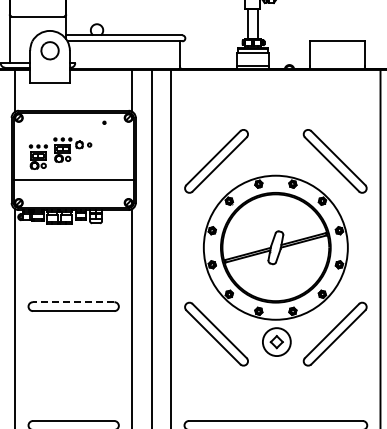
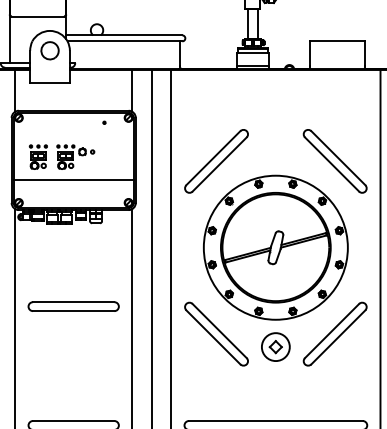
part position: (72, 149) -> (75, 156) (75, 156)
line: dashed -> solid (73, 302)
part position: (276, 341) -> (275, 346) (275, 346)
